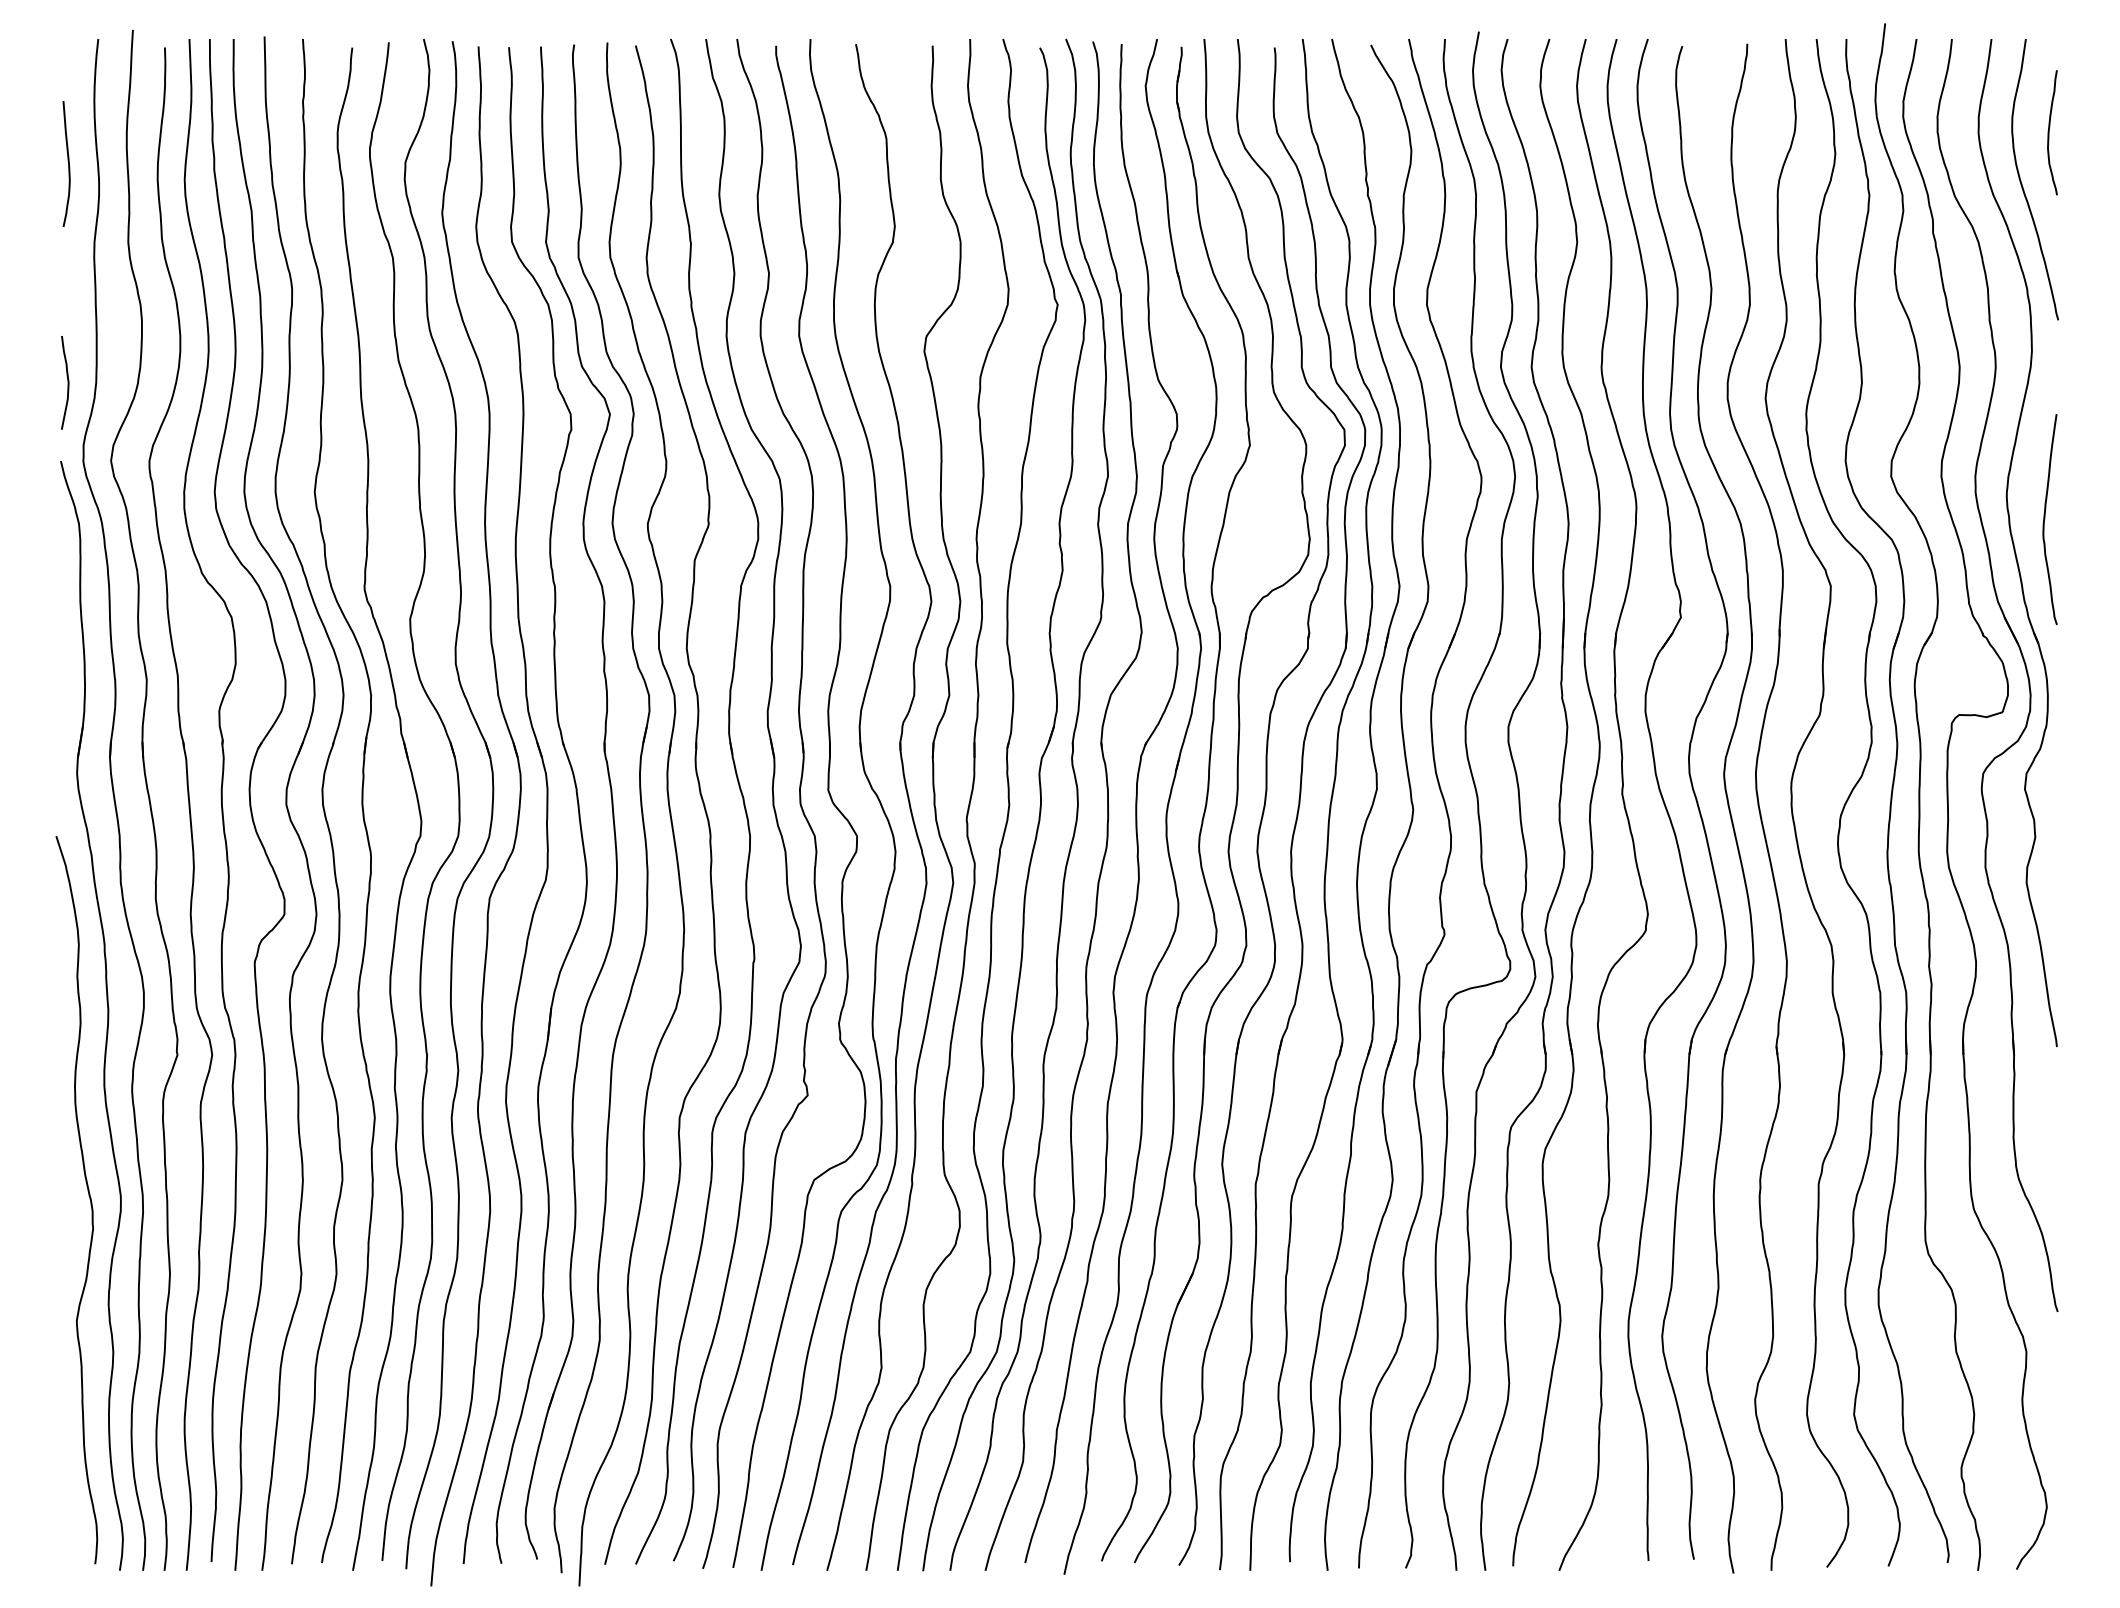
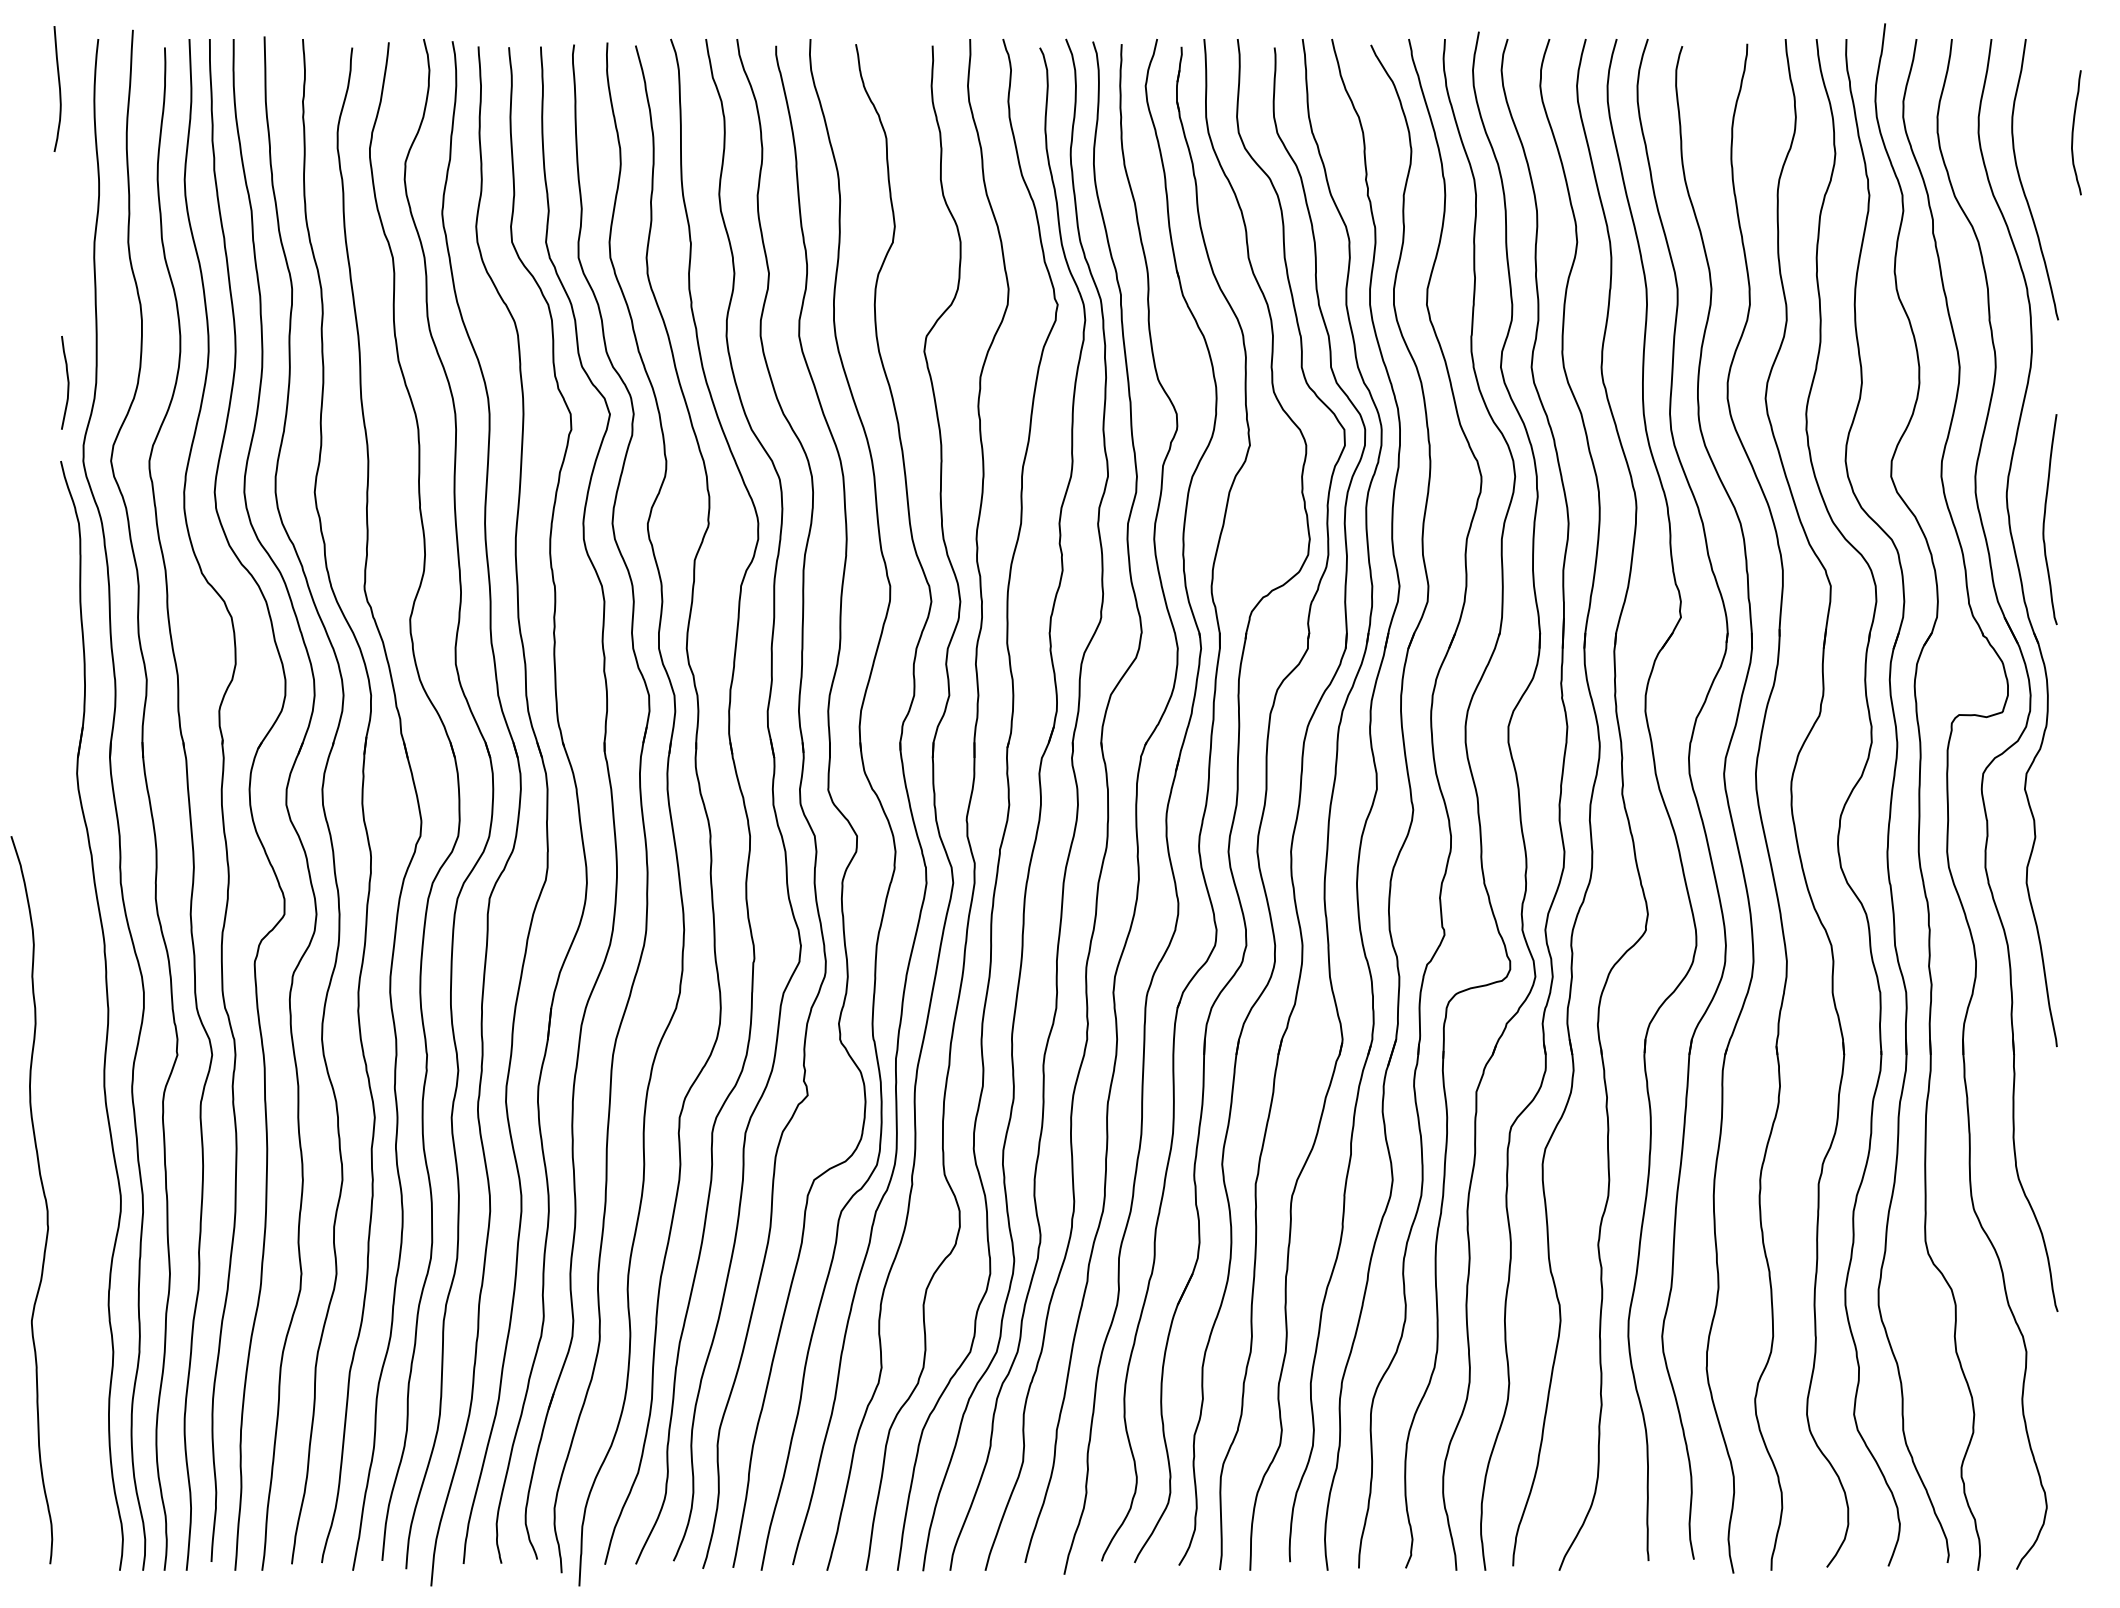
curve position: (2049, 132) -> (2073, 132) (2073, 132)
curve position: (68, 163) -> (59, 88) (59, 88)
curve position: (88, 1195) -> (43, 1195) (43, 1195)
